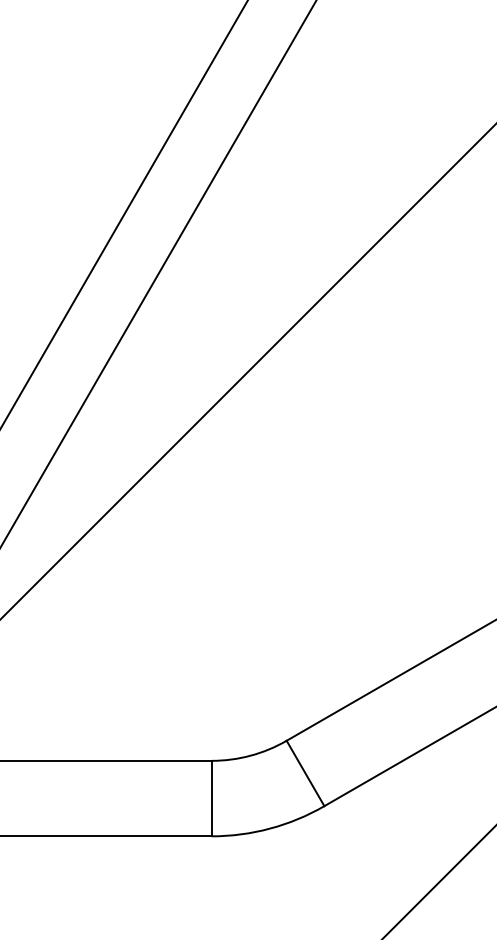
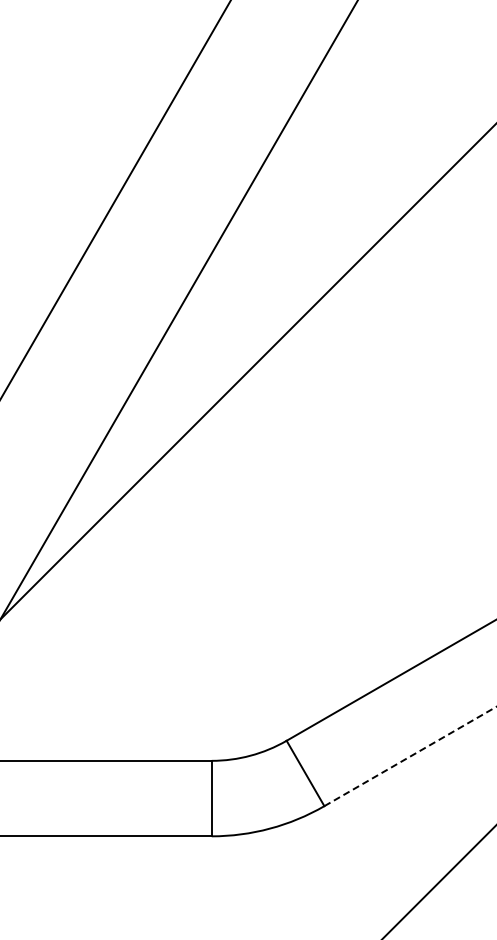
line position: (124, 214) -> (115, 199) (115, 199)
line position: (158, 273) -> (179, 309) (179, 309)
line: solid -> dashed (410, 756)
